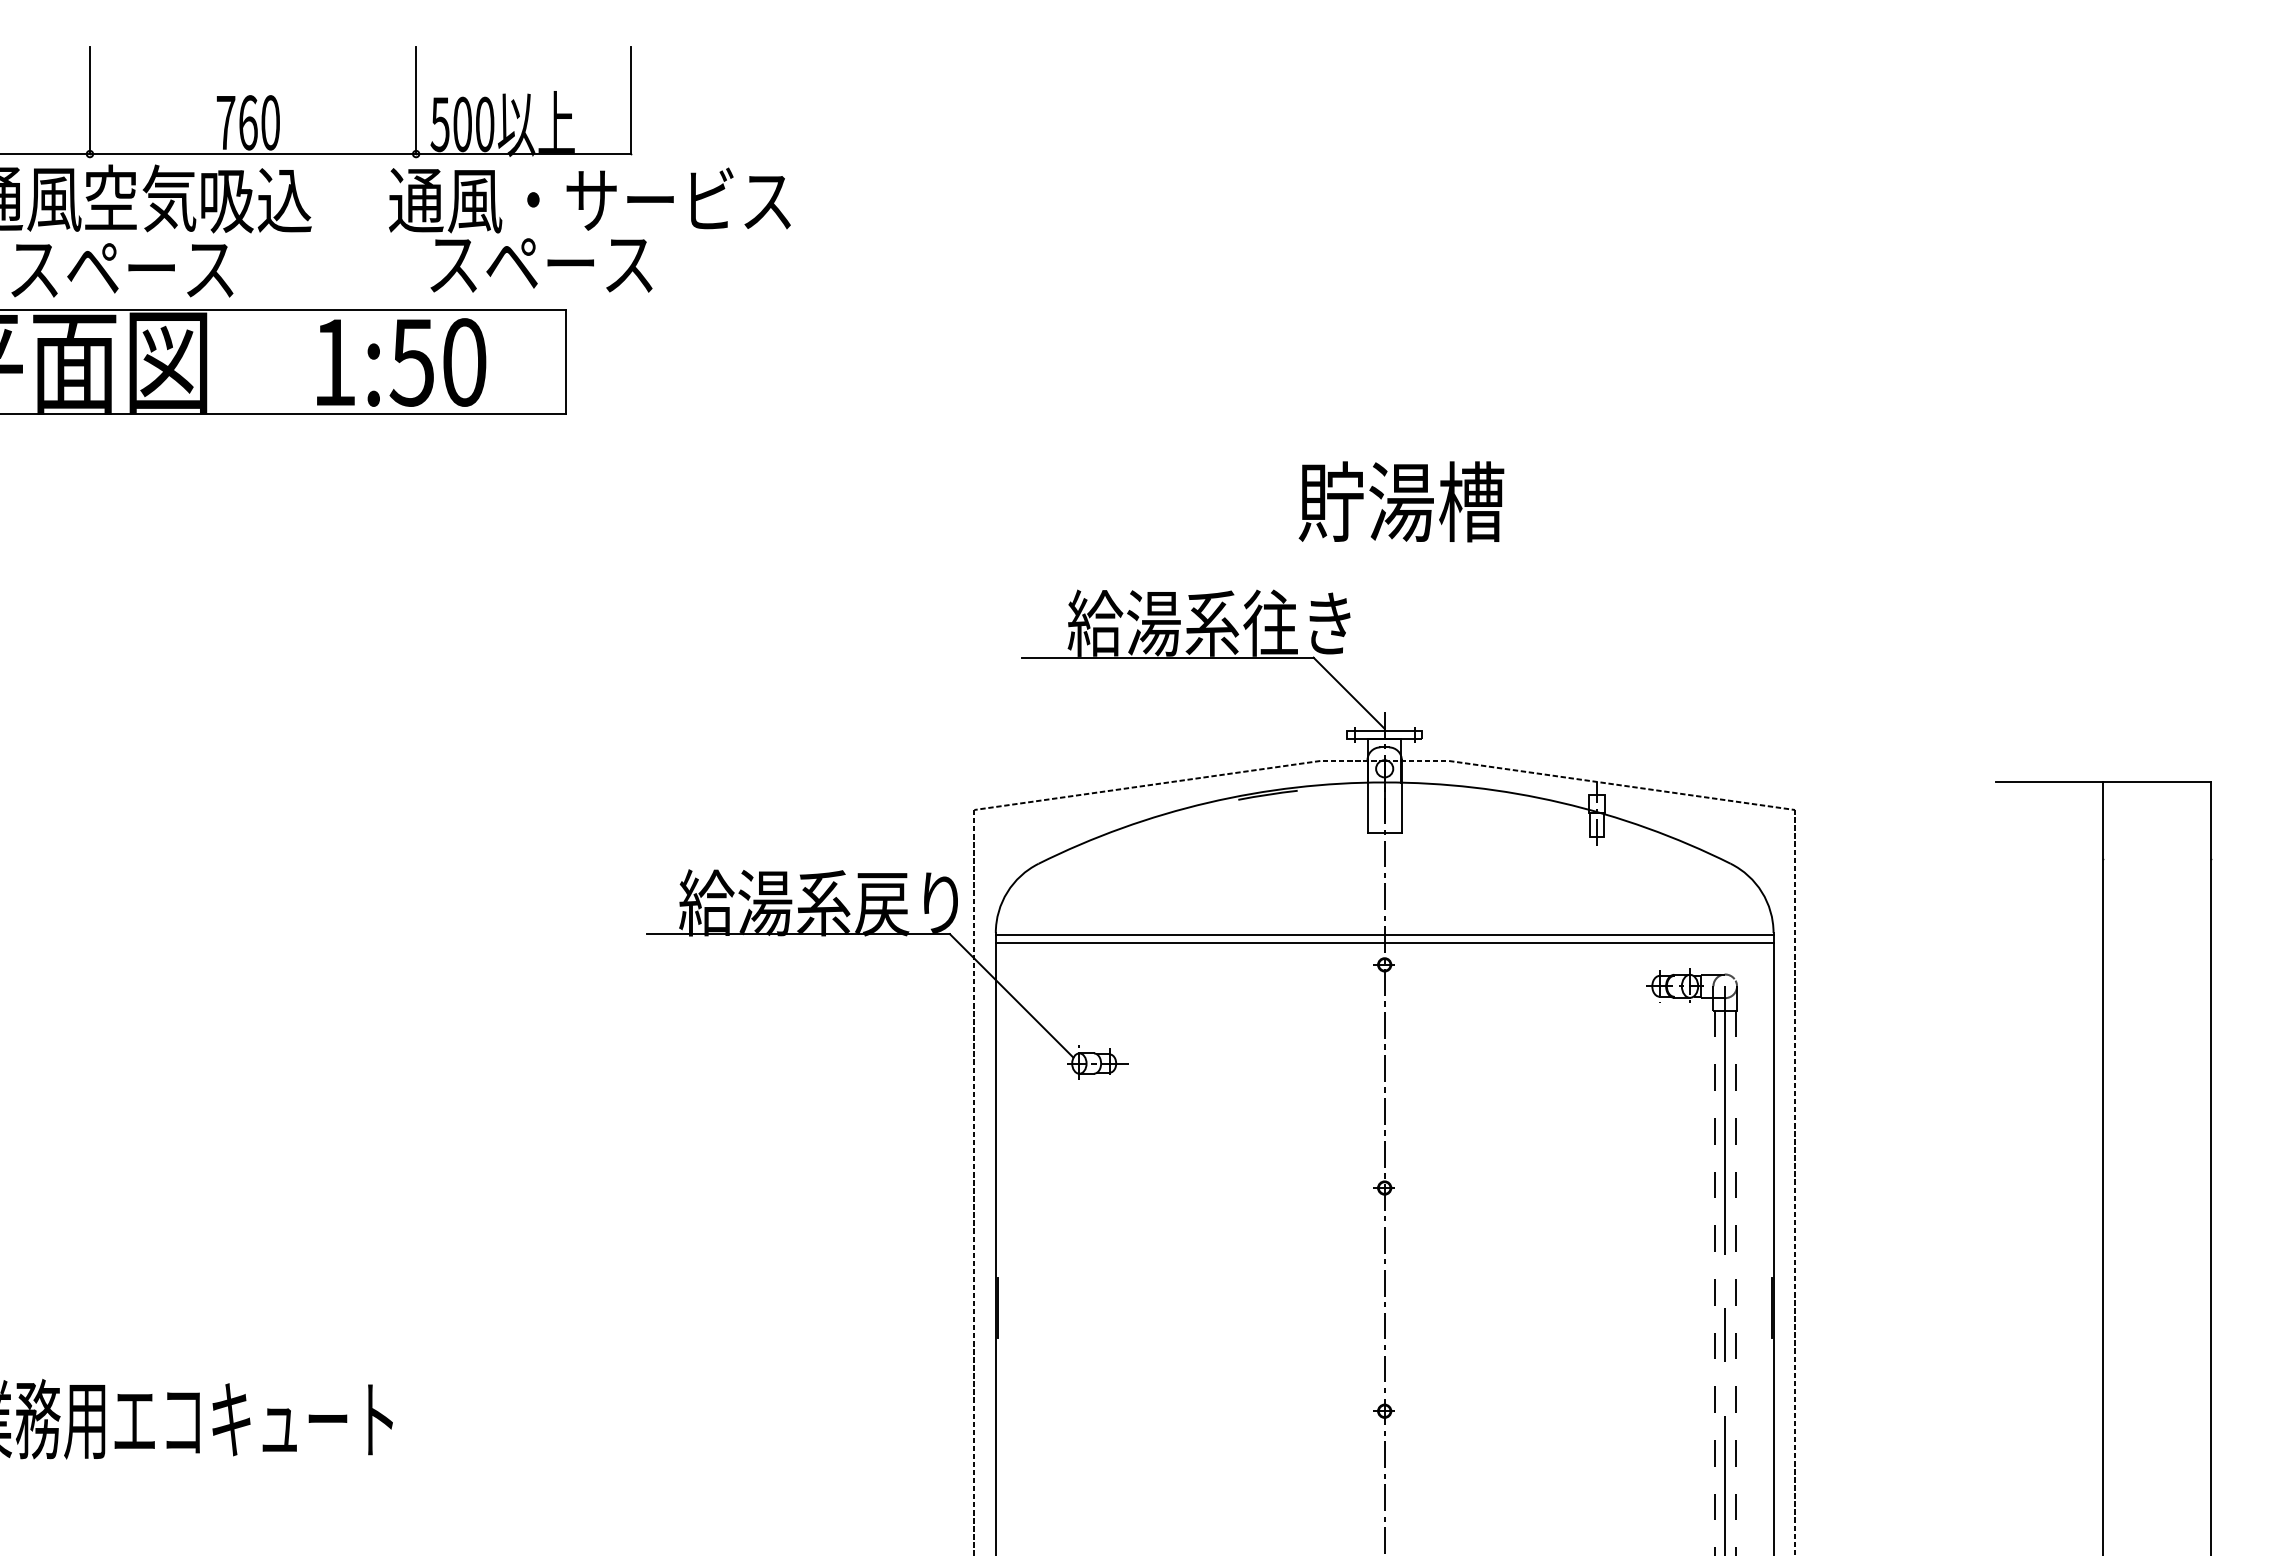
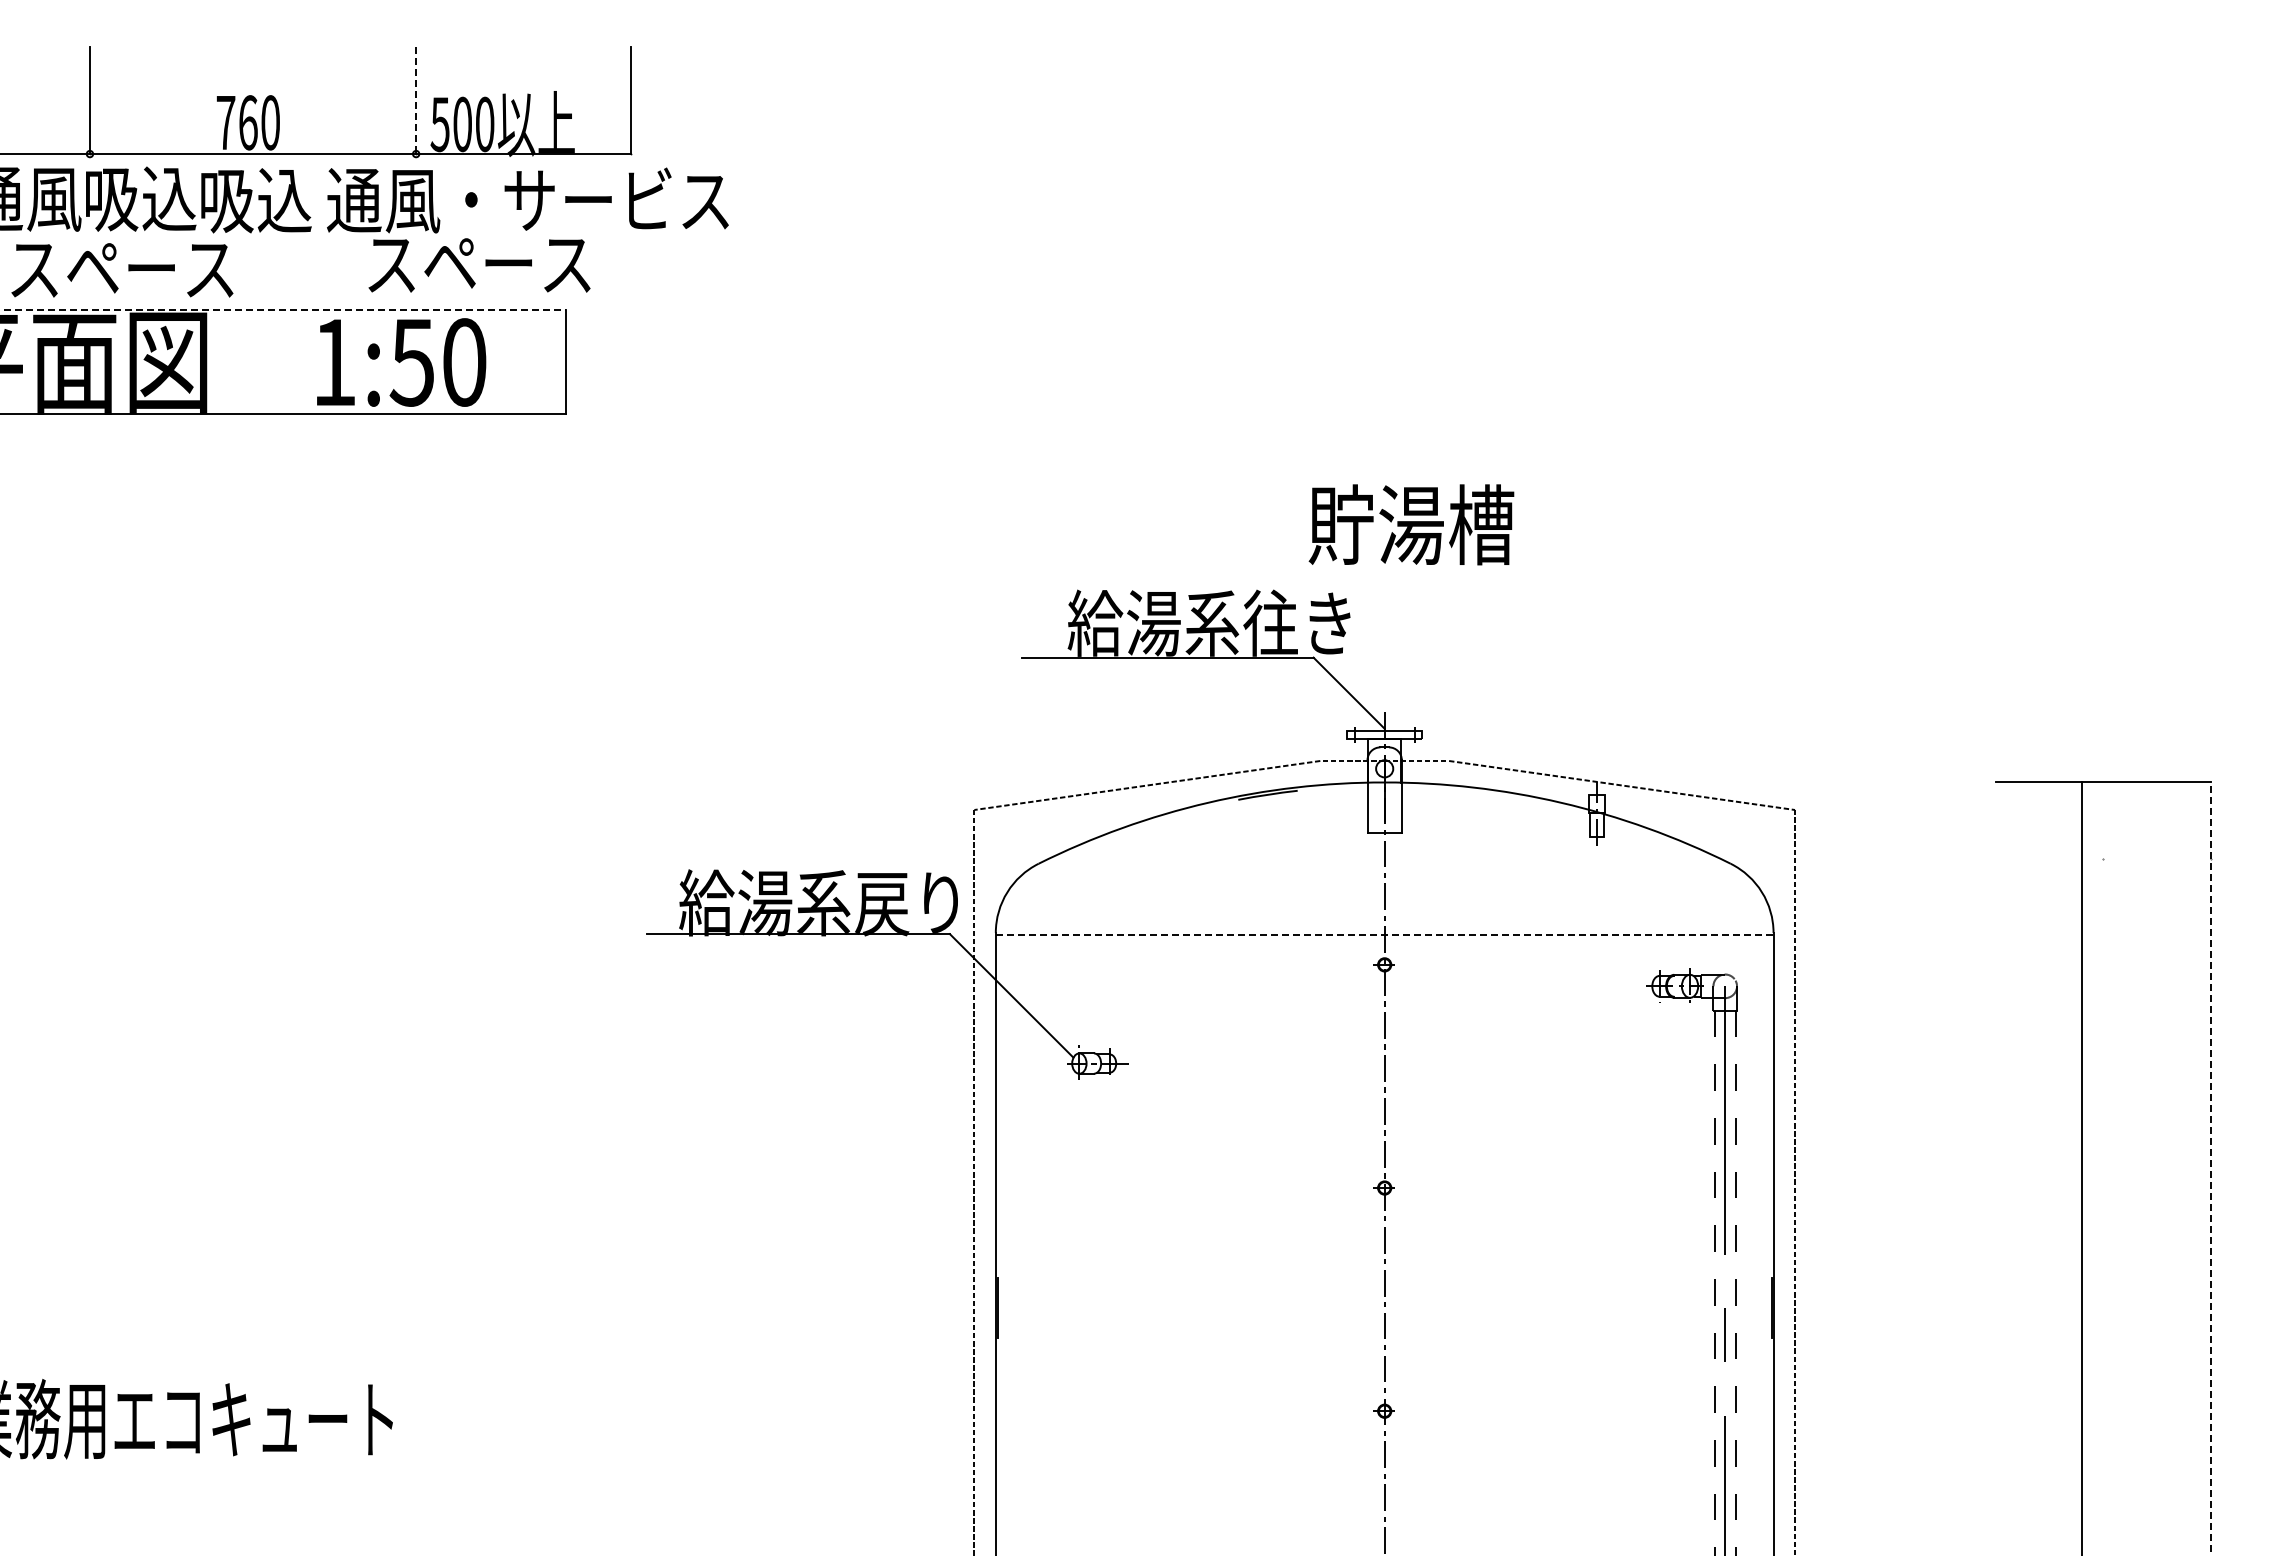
line: solid -> dashed (416, 100)
text: 空気 -> 吸込 (140, 198)
text position: (589, 229) -> (527, 229) (527, 229)
line: solid -> dashed (282, 309)
text position: (1401, 501) -> (1411, 524) (1411, 524)
line: solid -> dashed (1384, 934)
line: present -> none (1384, 943)
line position: (2103, 1167) -> (2082, 1167) (2082, 1167)
line: solid -> dashed (2210, 1168)
